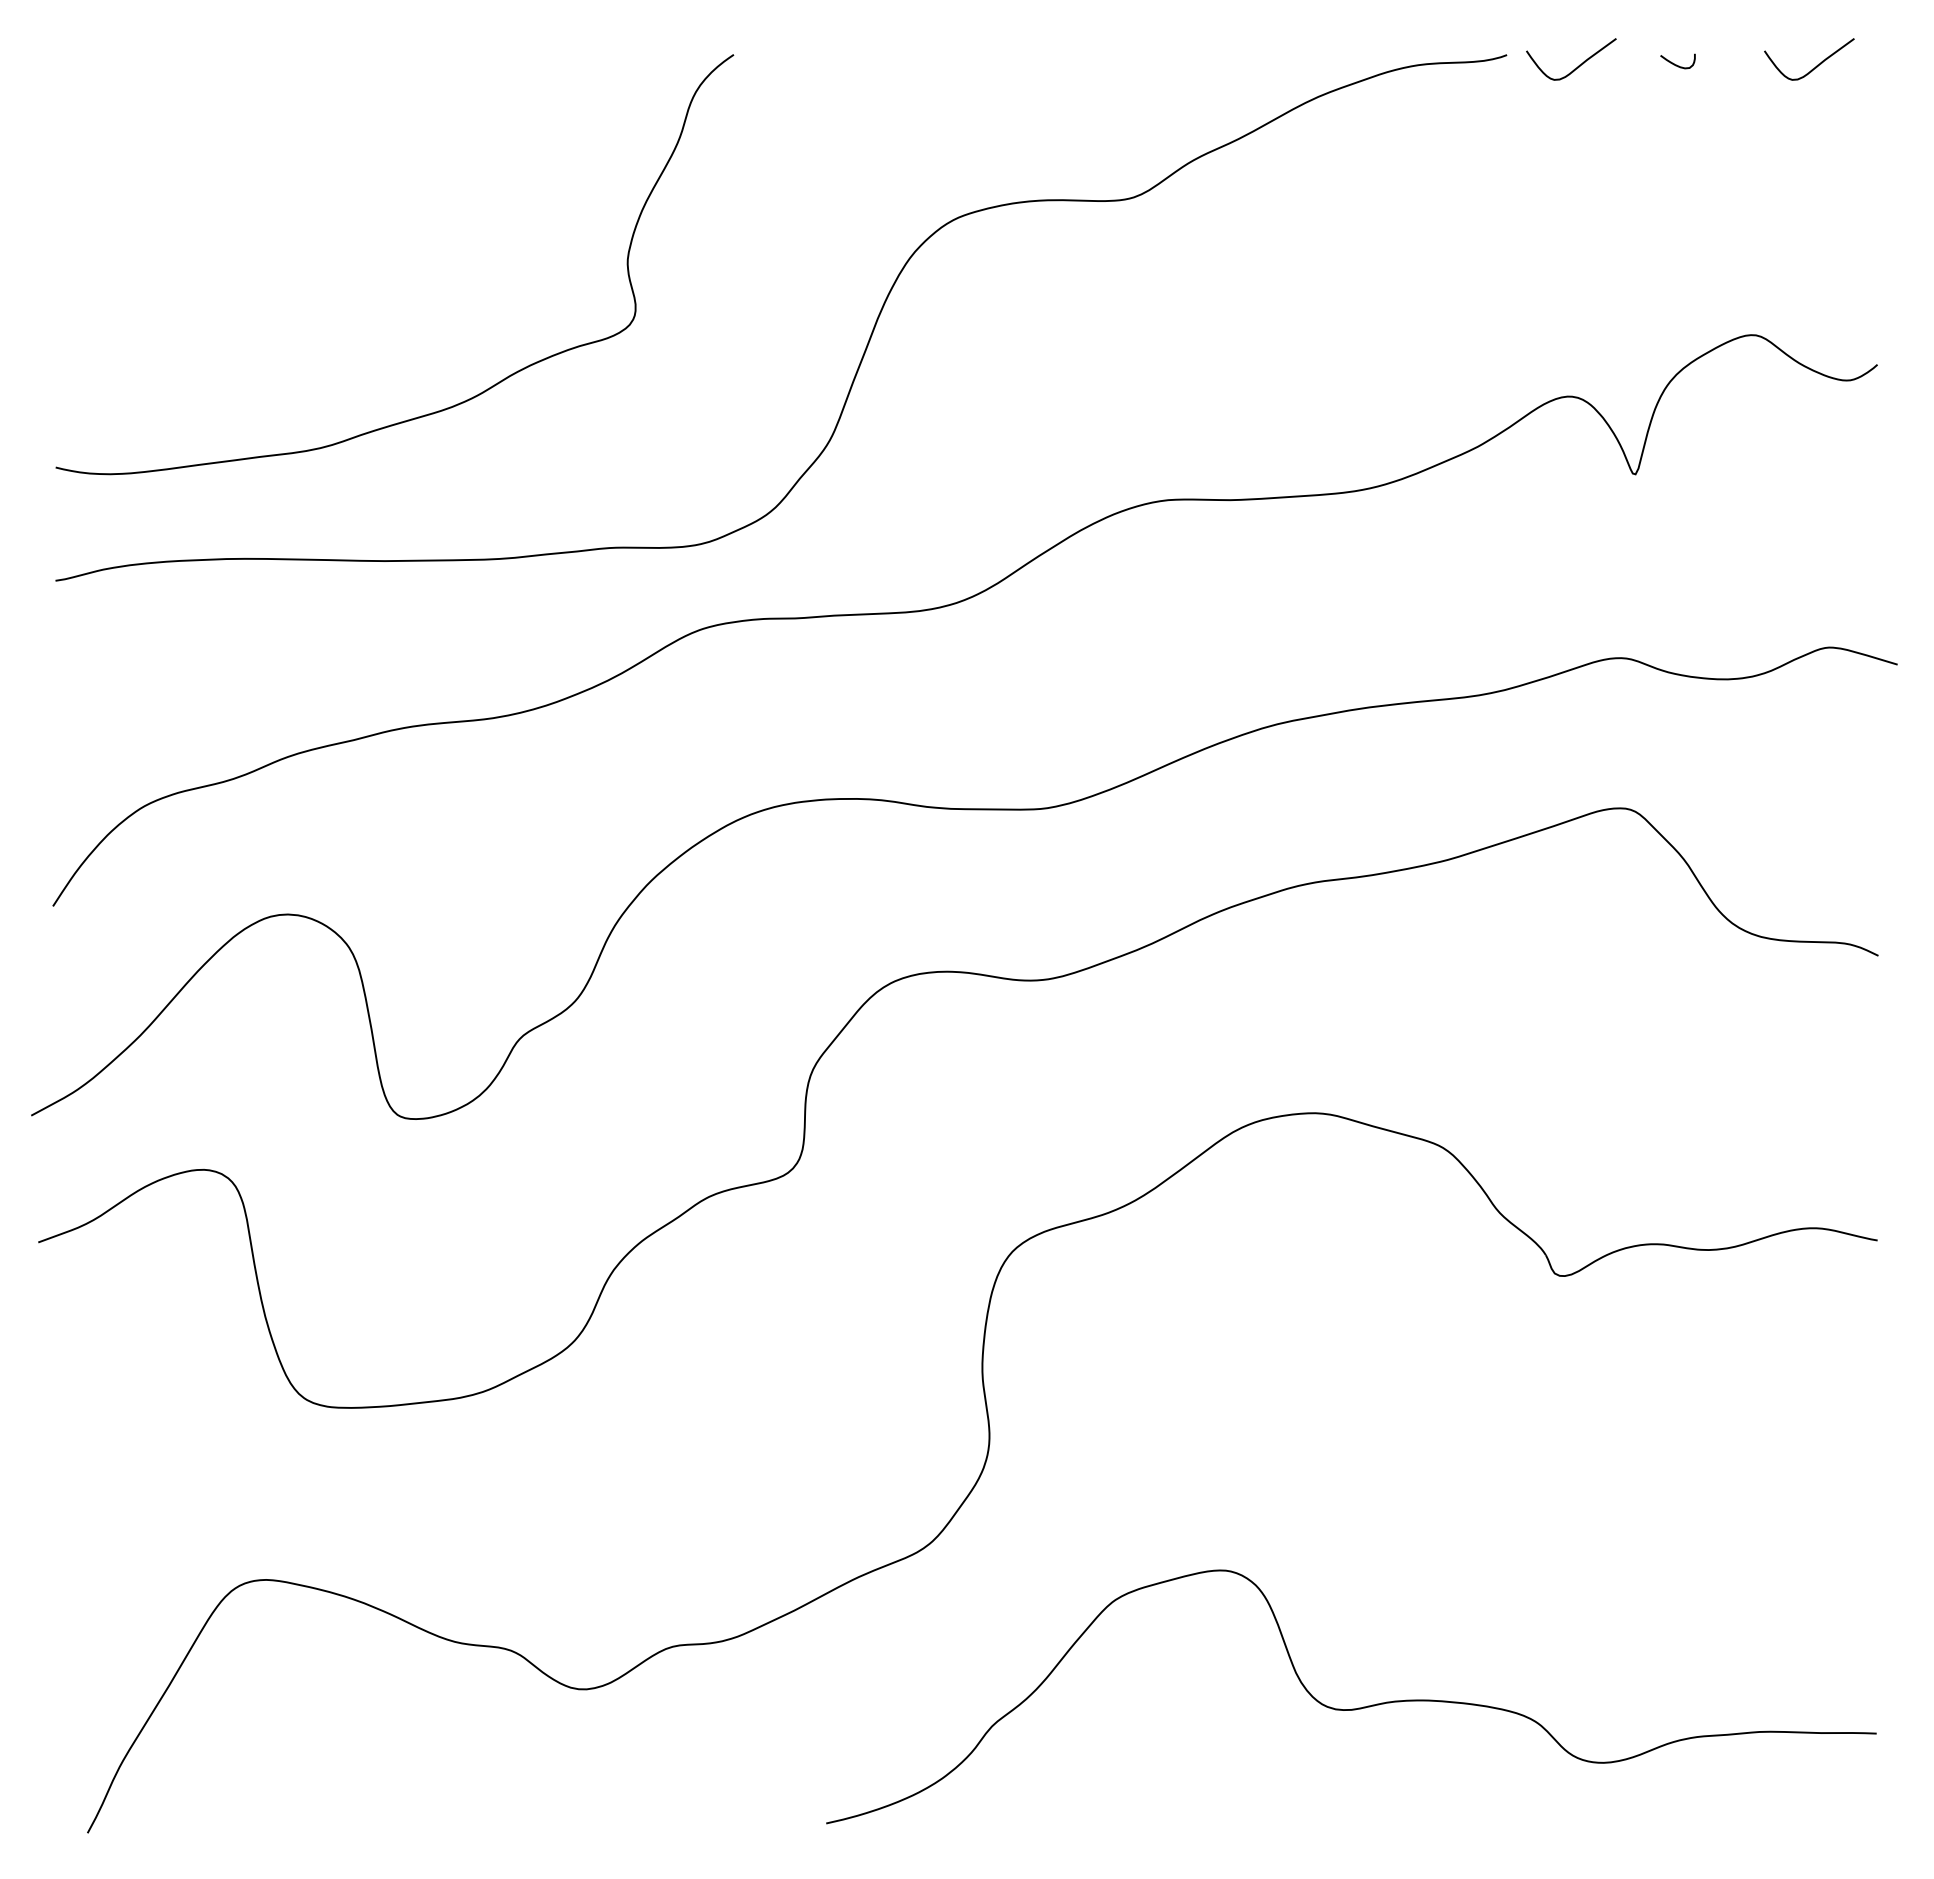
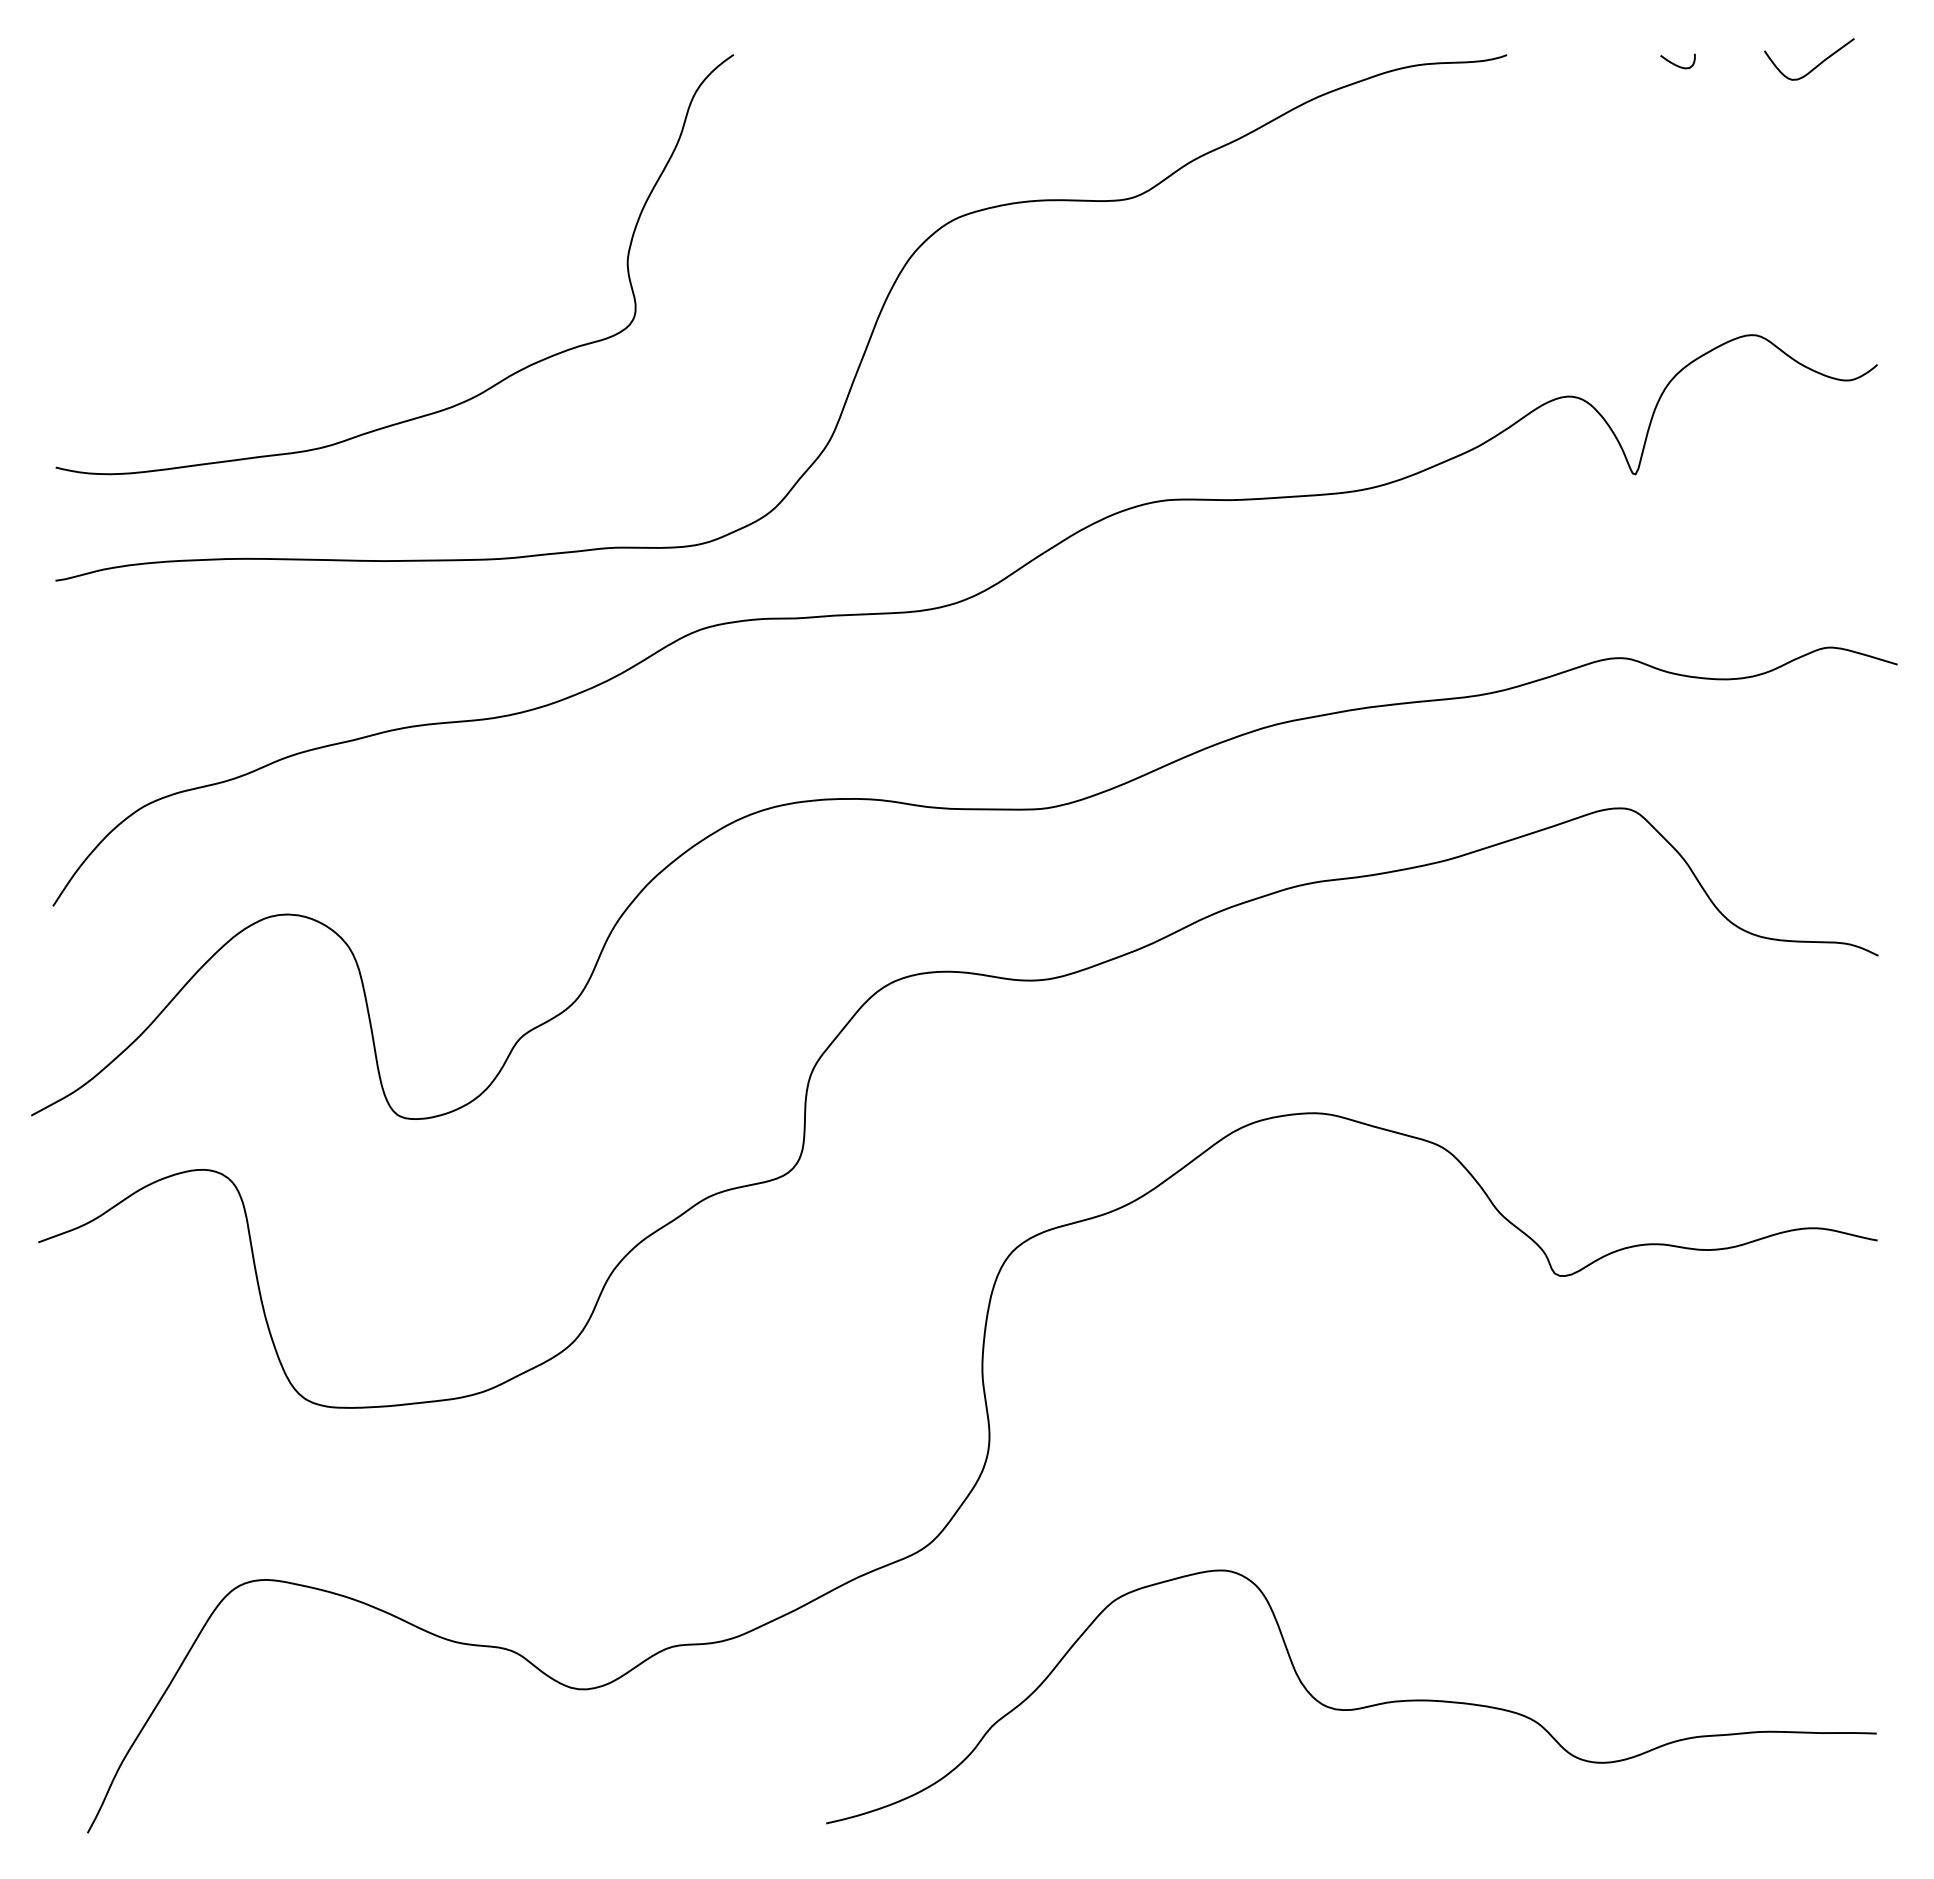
curve: present -> none (1578, 65)
